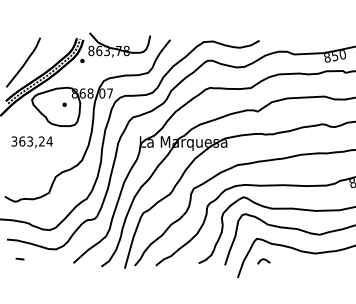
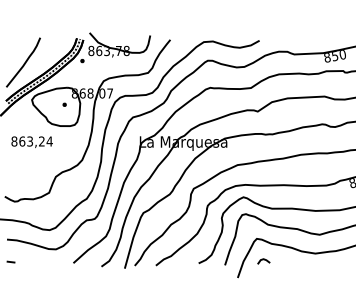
text: 363,24 -> 863,24 (14, 141)
line position: (19, 258) -> (10, 261) (10, 261)
